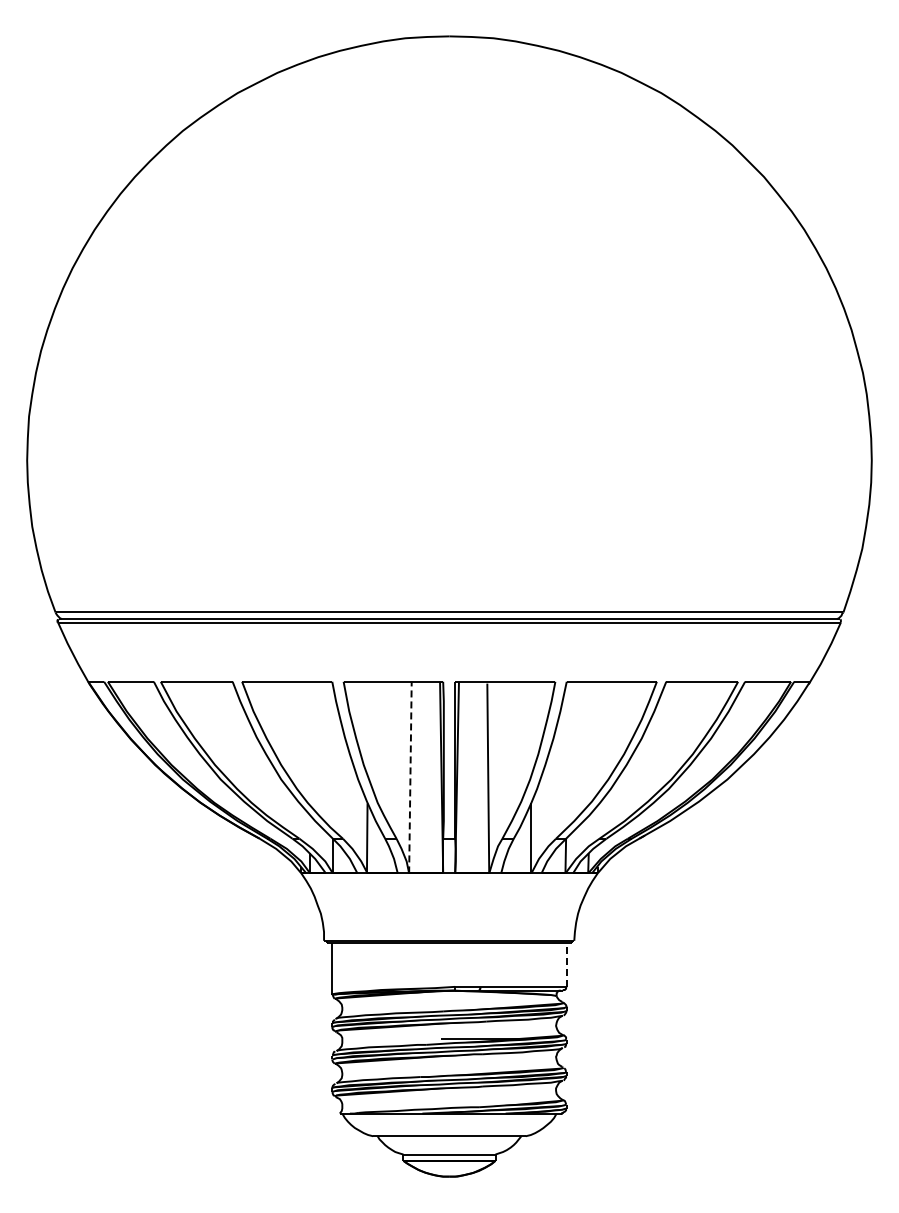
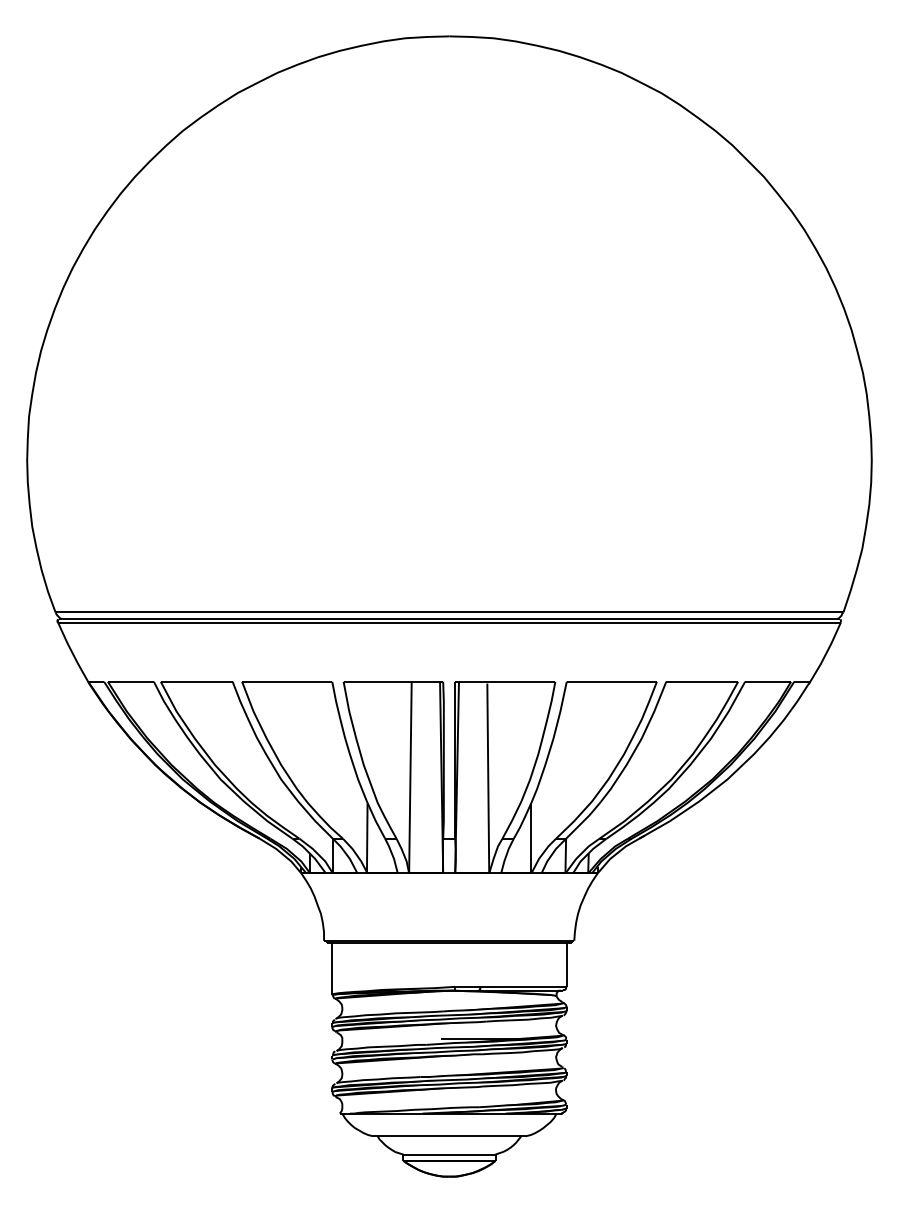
line: dashed -> solid (410, 777)
line: dashed -> solid (566, 965)
